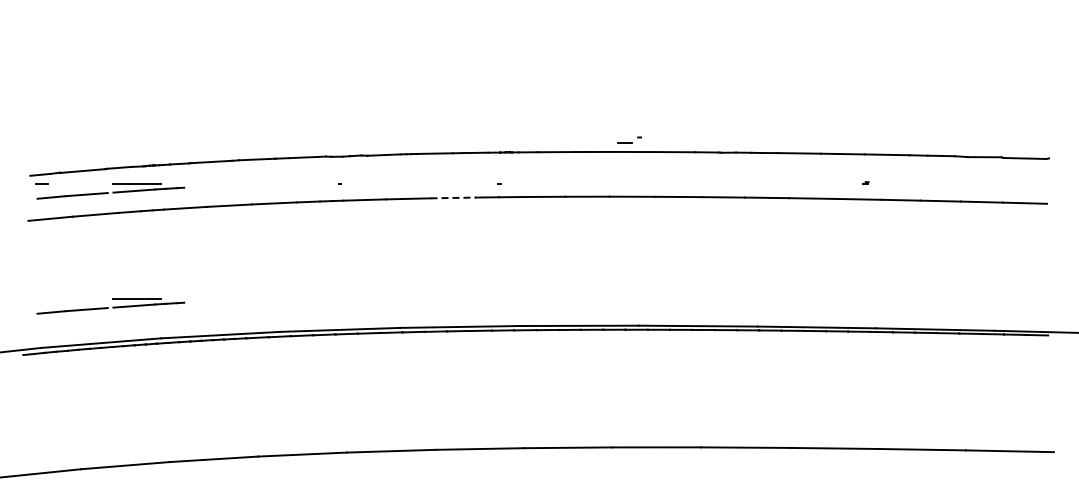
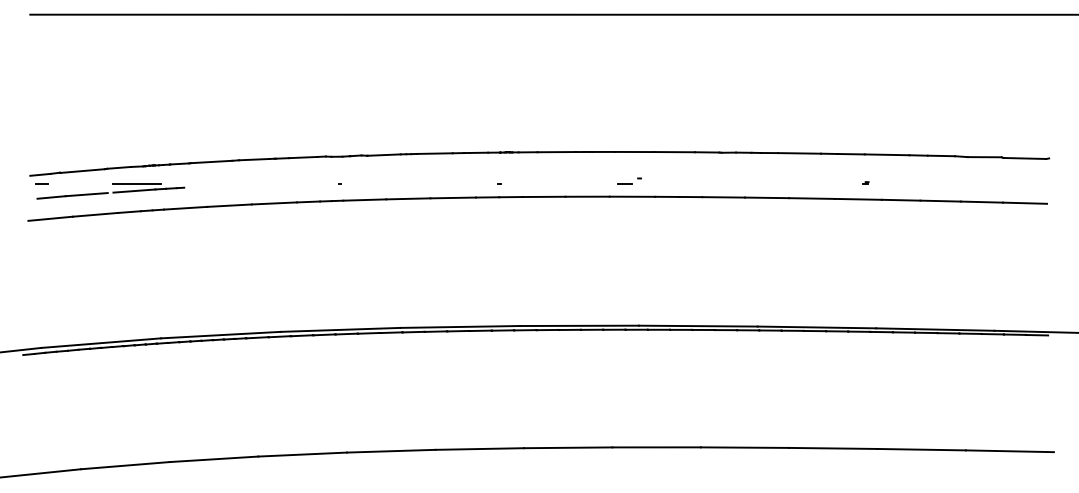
line: none -> present (552, 14)
part position: (629, 139) -> (629, 180) (629, 180)
line: dashed -> solid (453, 197)
part: present -> none (110, 306)
